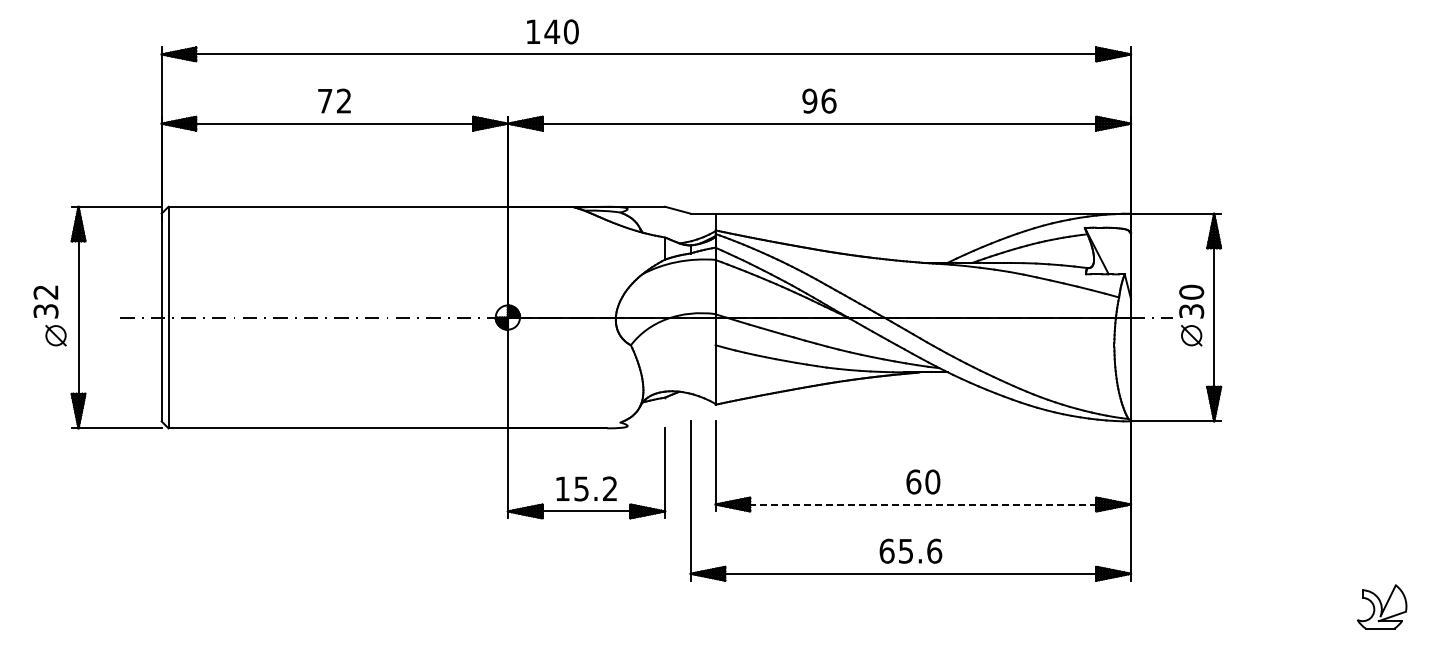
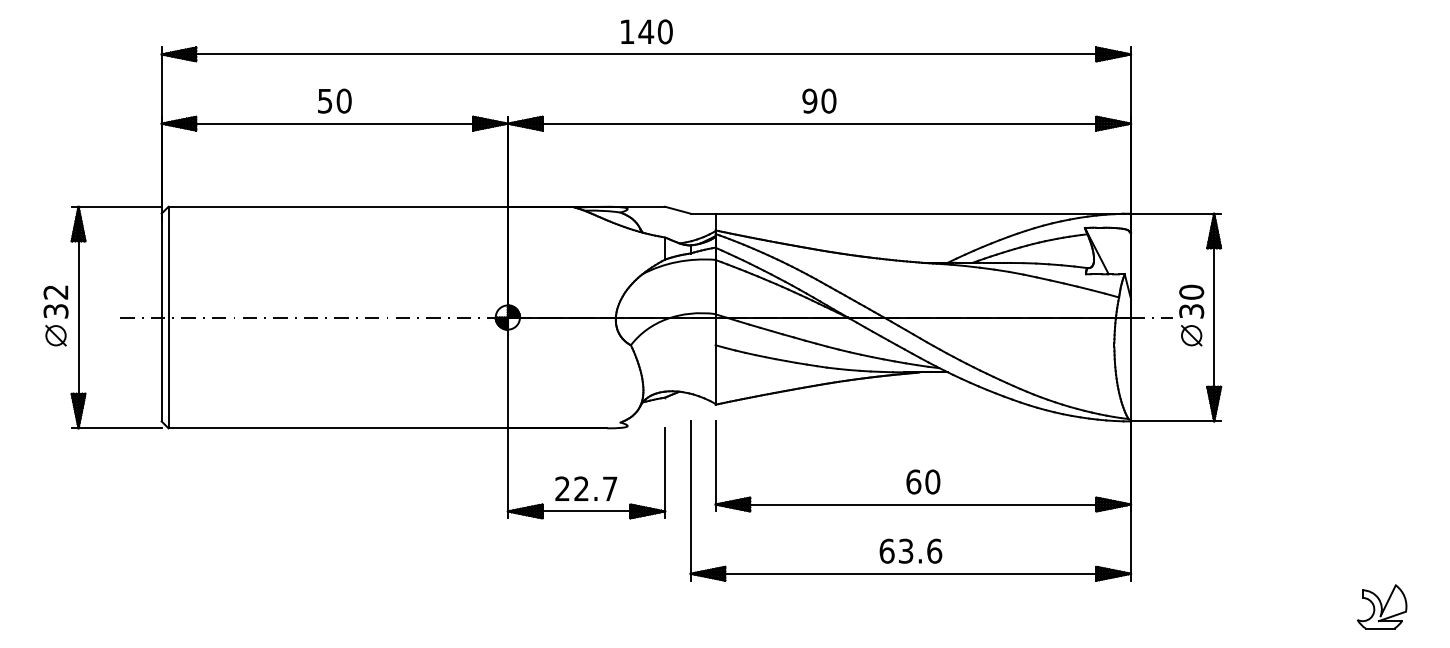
text position: (552, 31) -> (646, 31) (646, 31)
text: 72 -> 50 (334, 100)
text: 96 -> 90 (828, 100)
text position: (45, 301) -> (55, 301) (55, 301)
text: 15.2 -> 22.7 (586, 488)
line: dashed -> solid (923, 504)
text: 65.6 -> 63.6 (906, 550)
